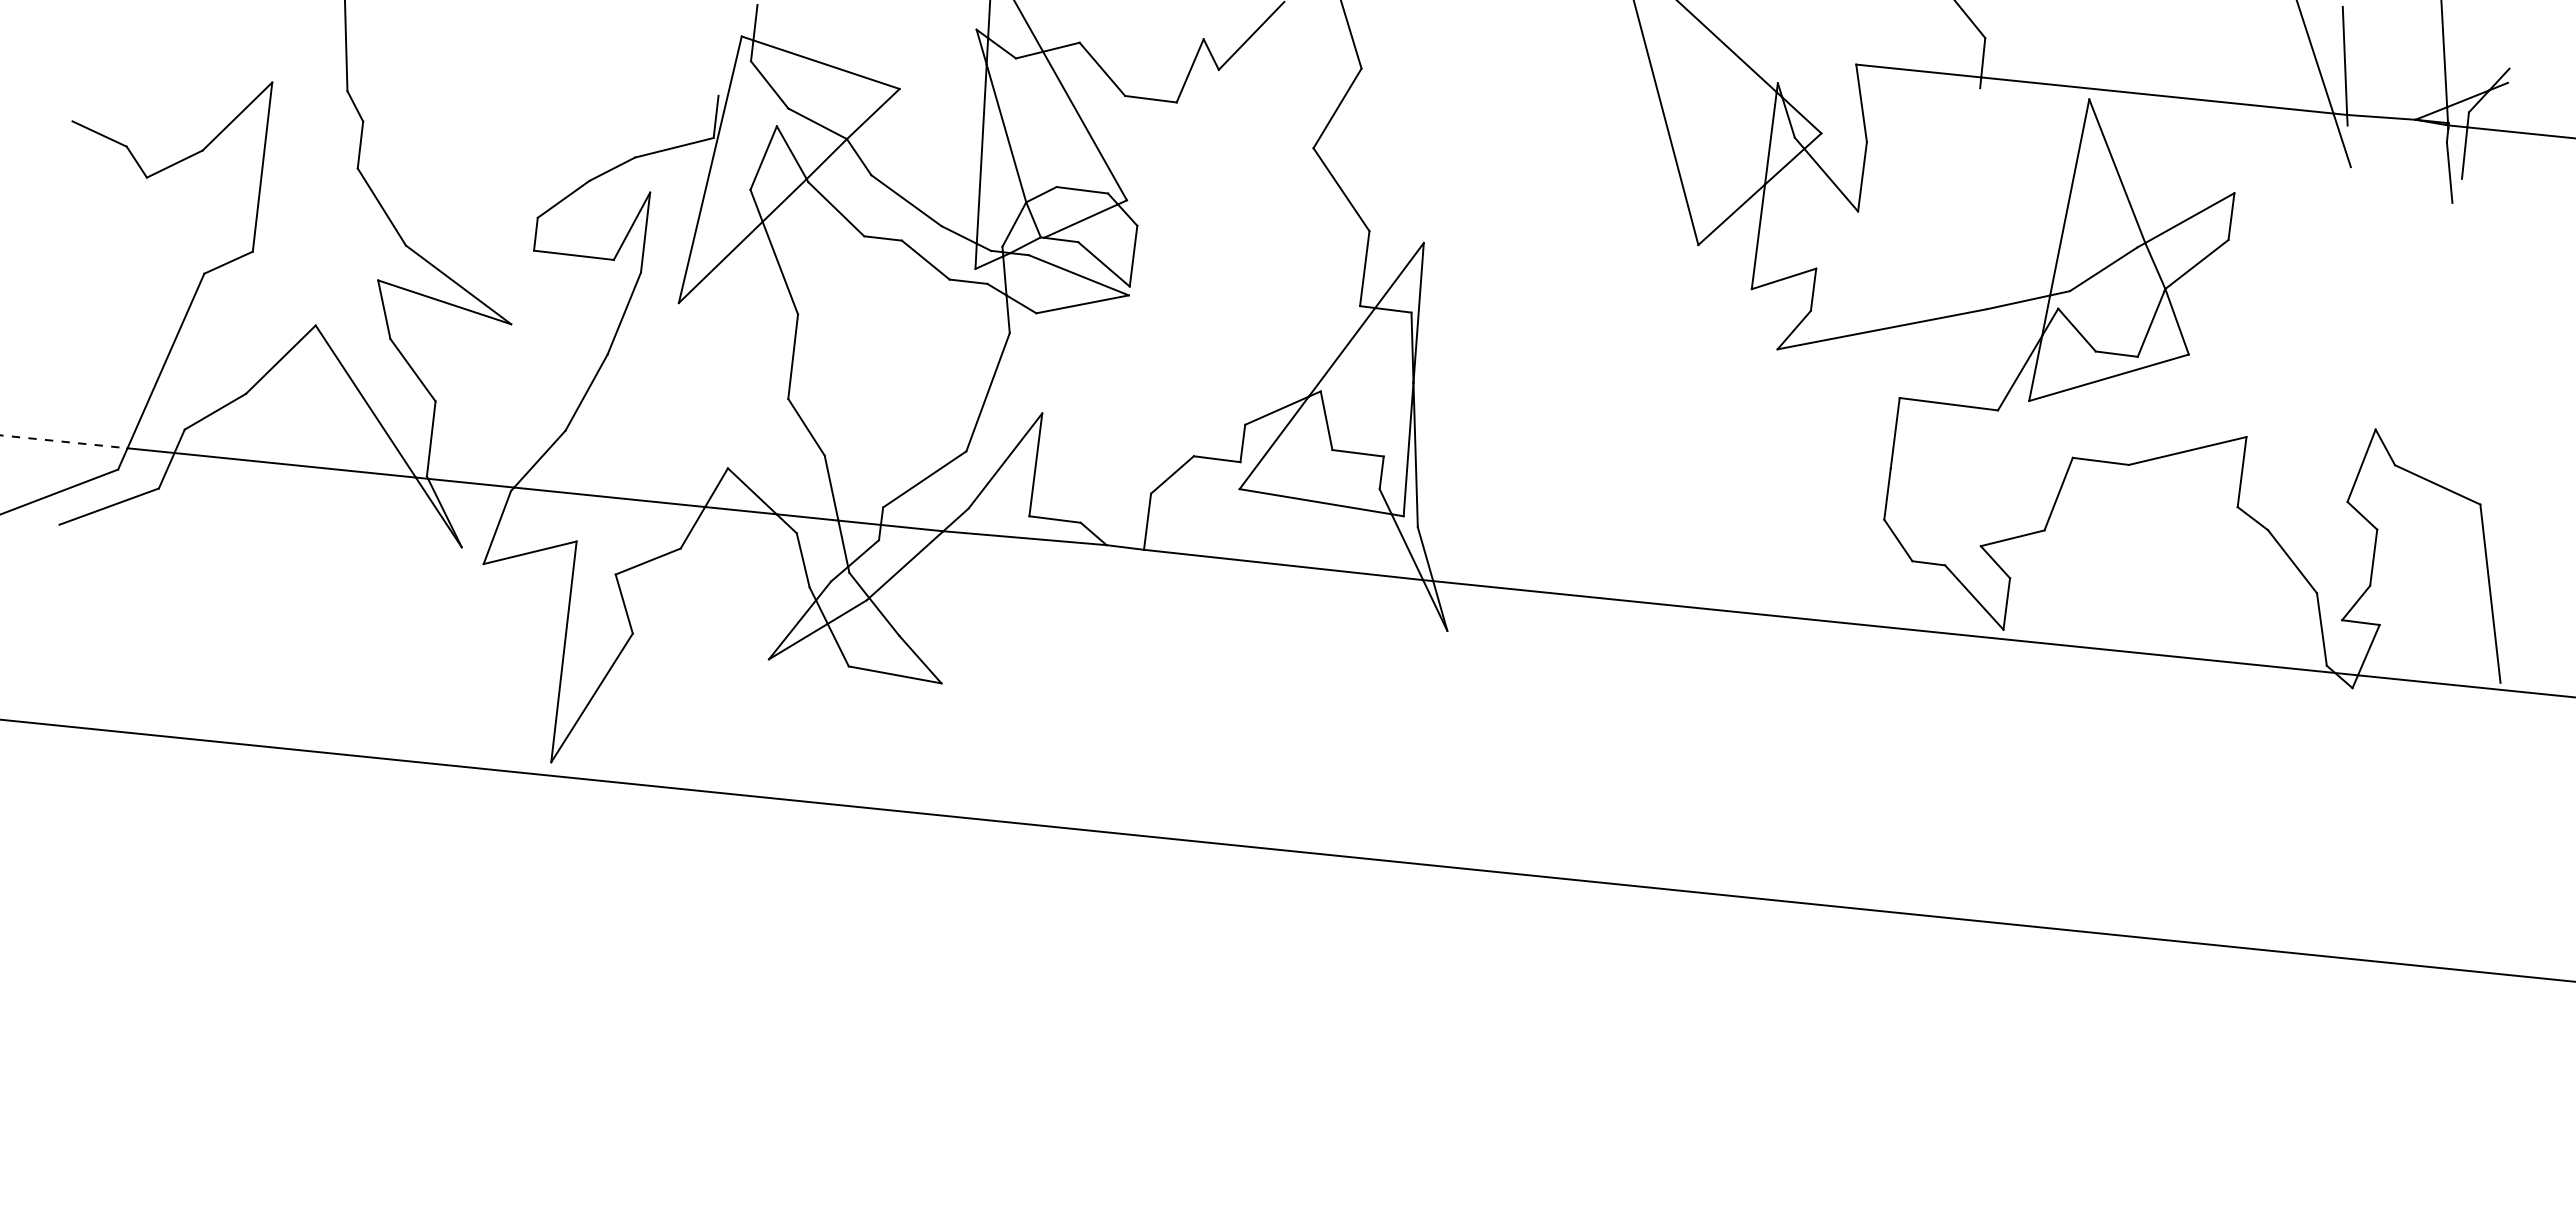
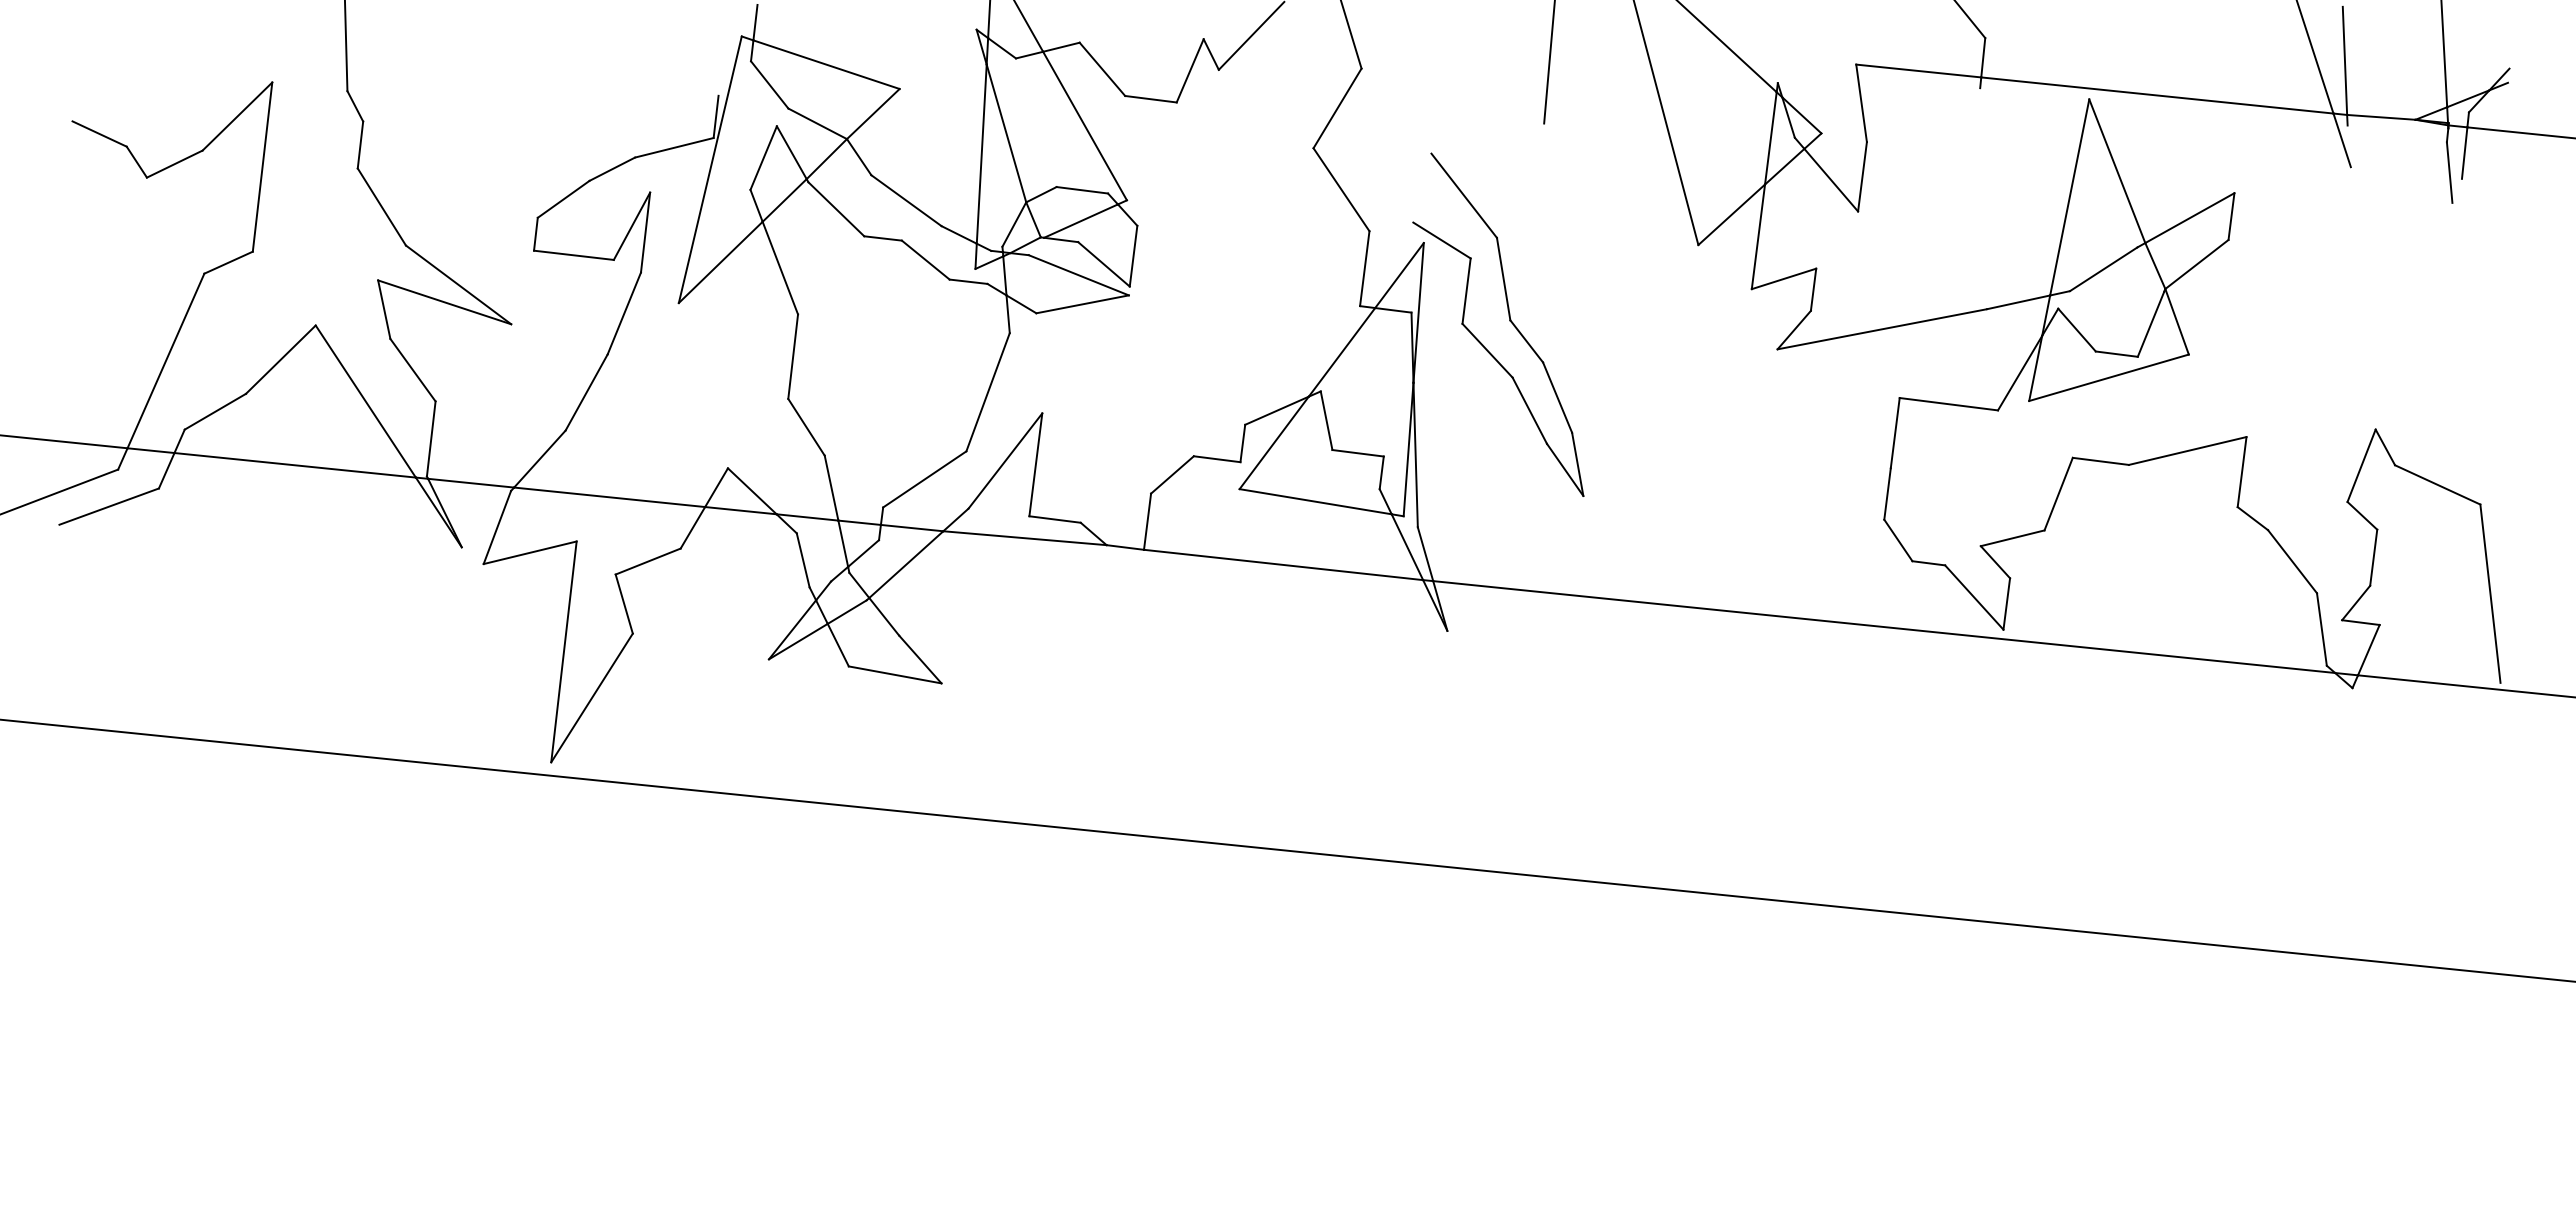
line: none -> present (1549, 62)
part: none -> present (1509, 321)
line: dashed -> solid (63, 441)
